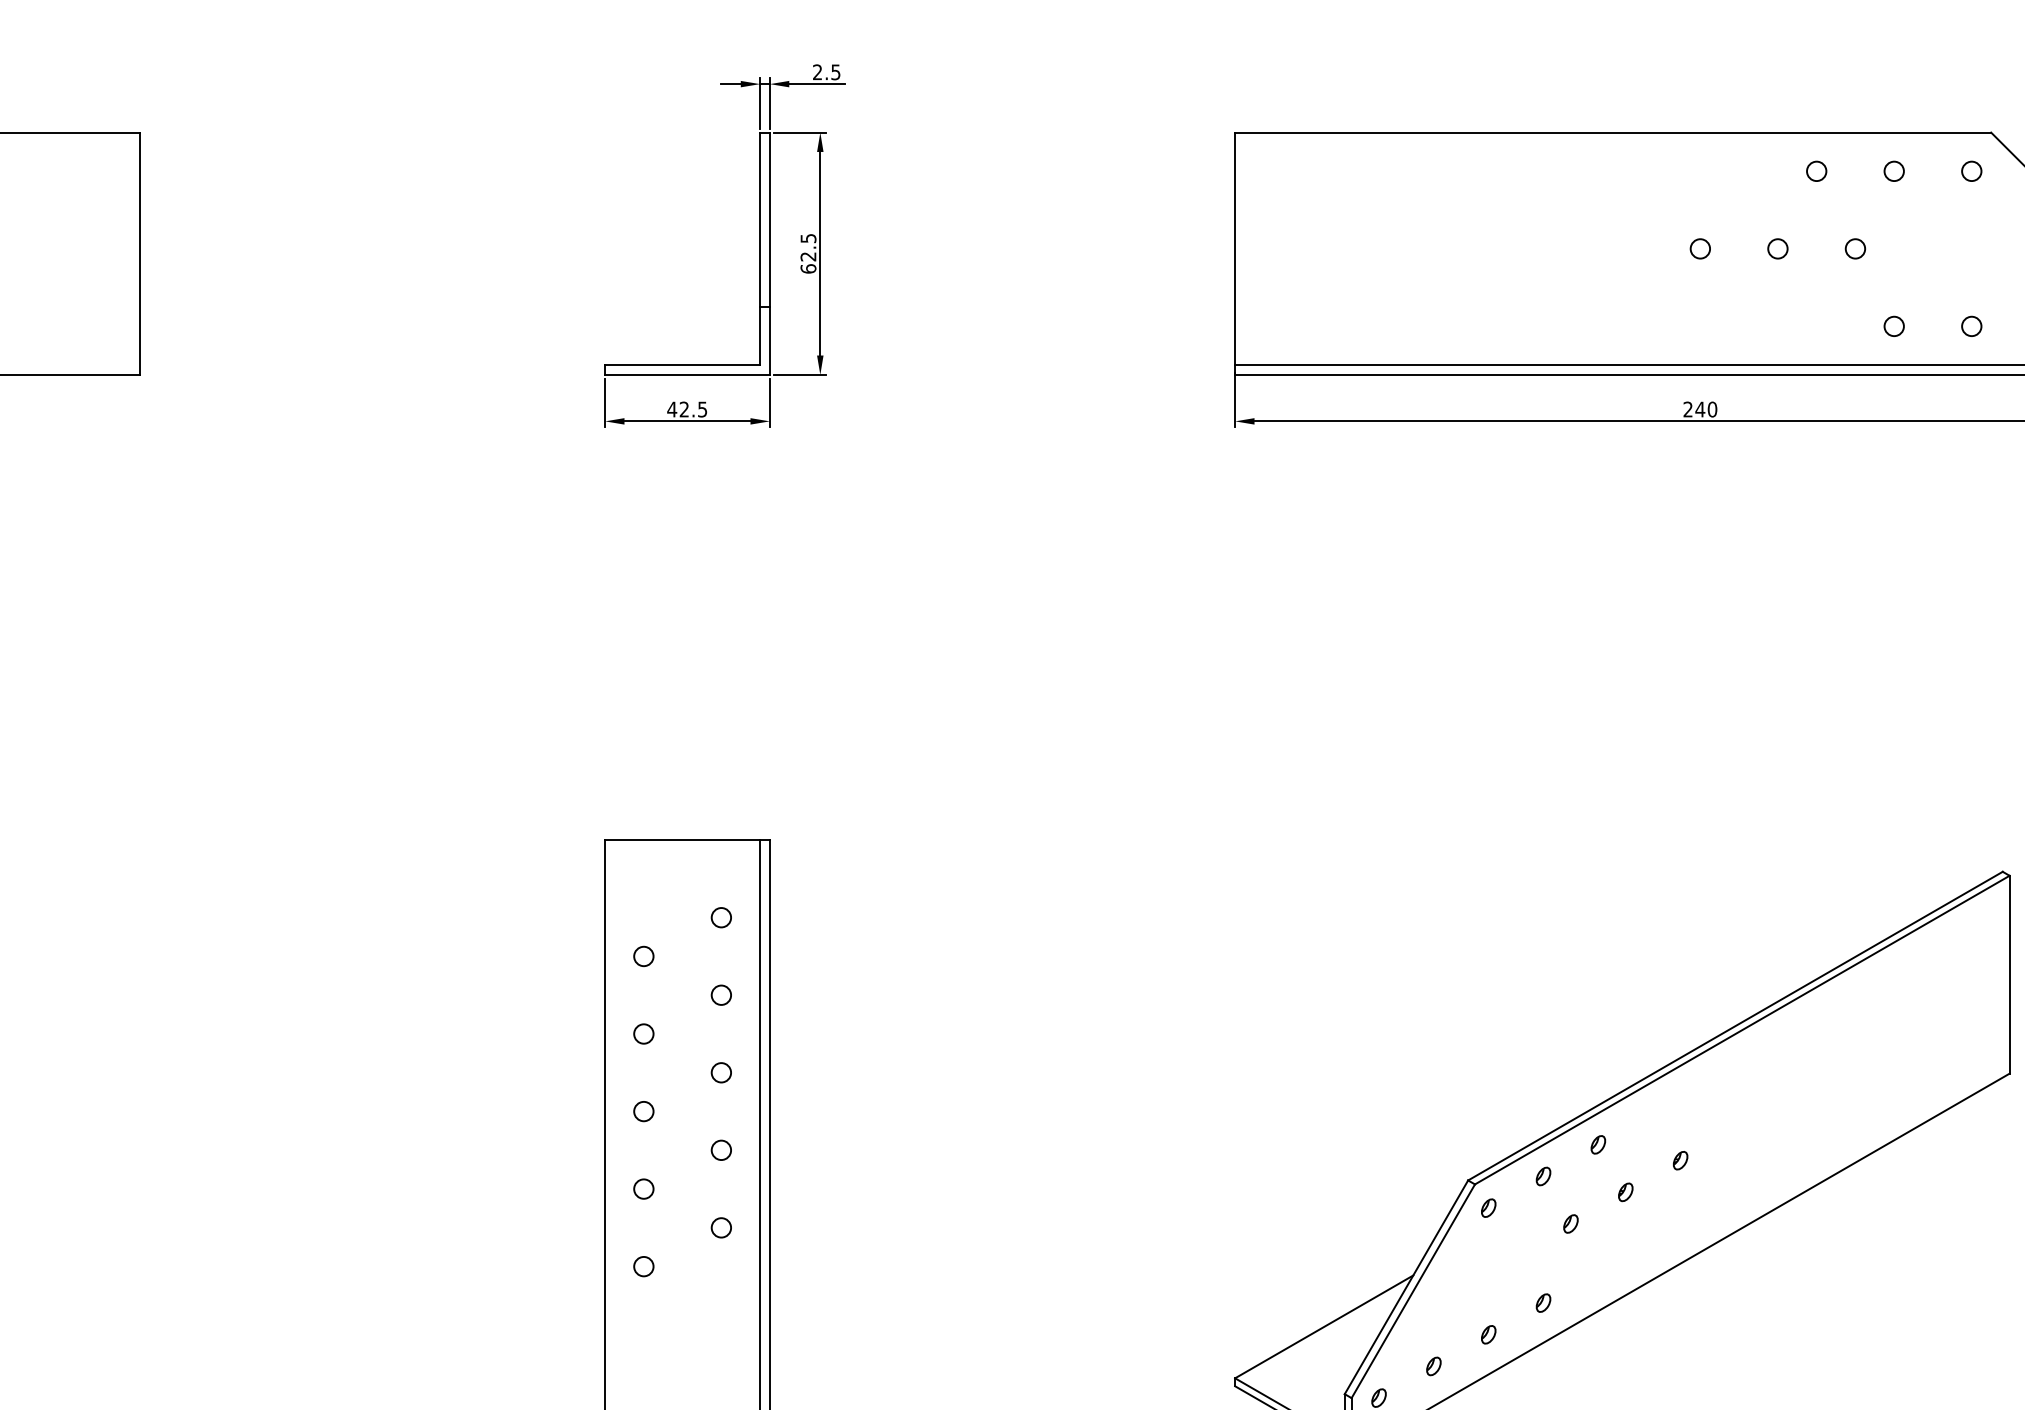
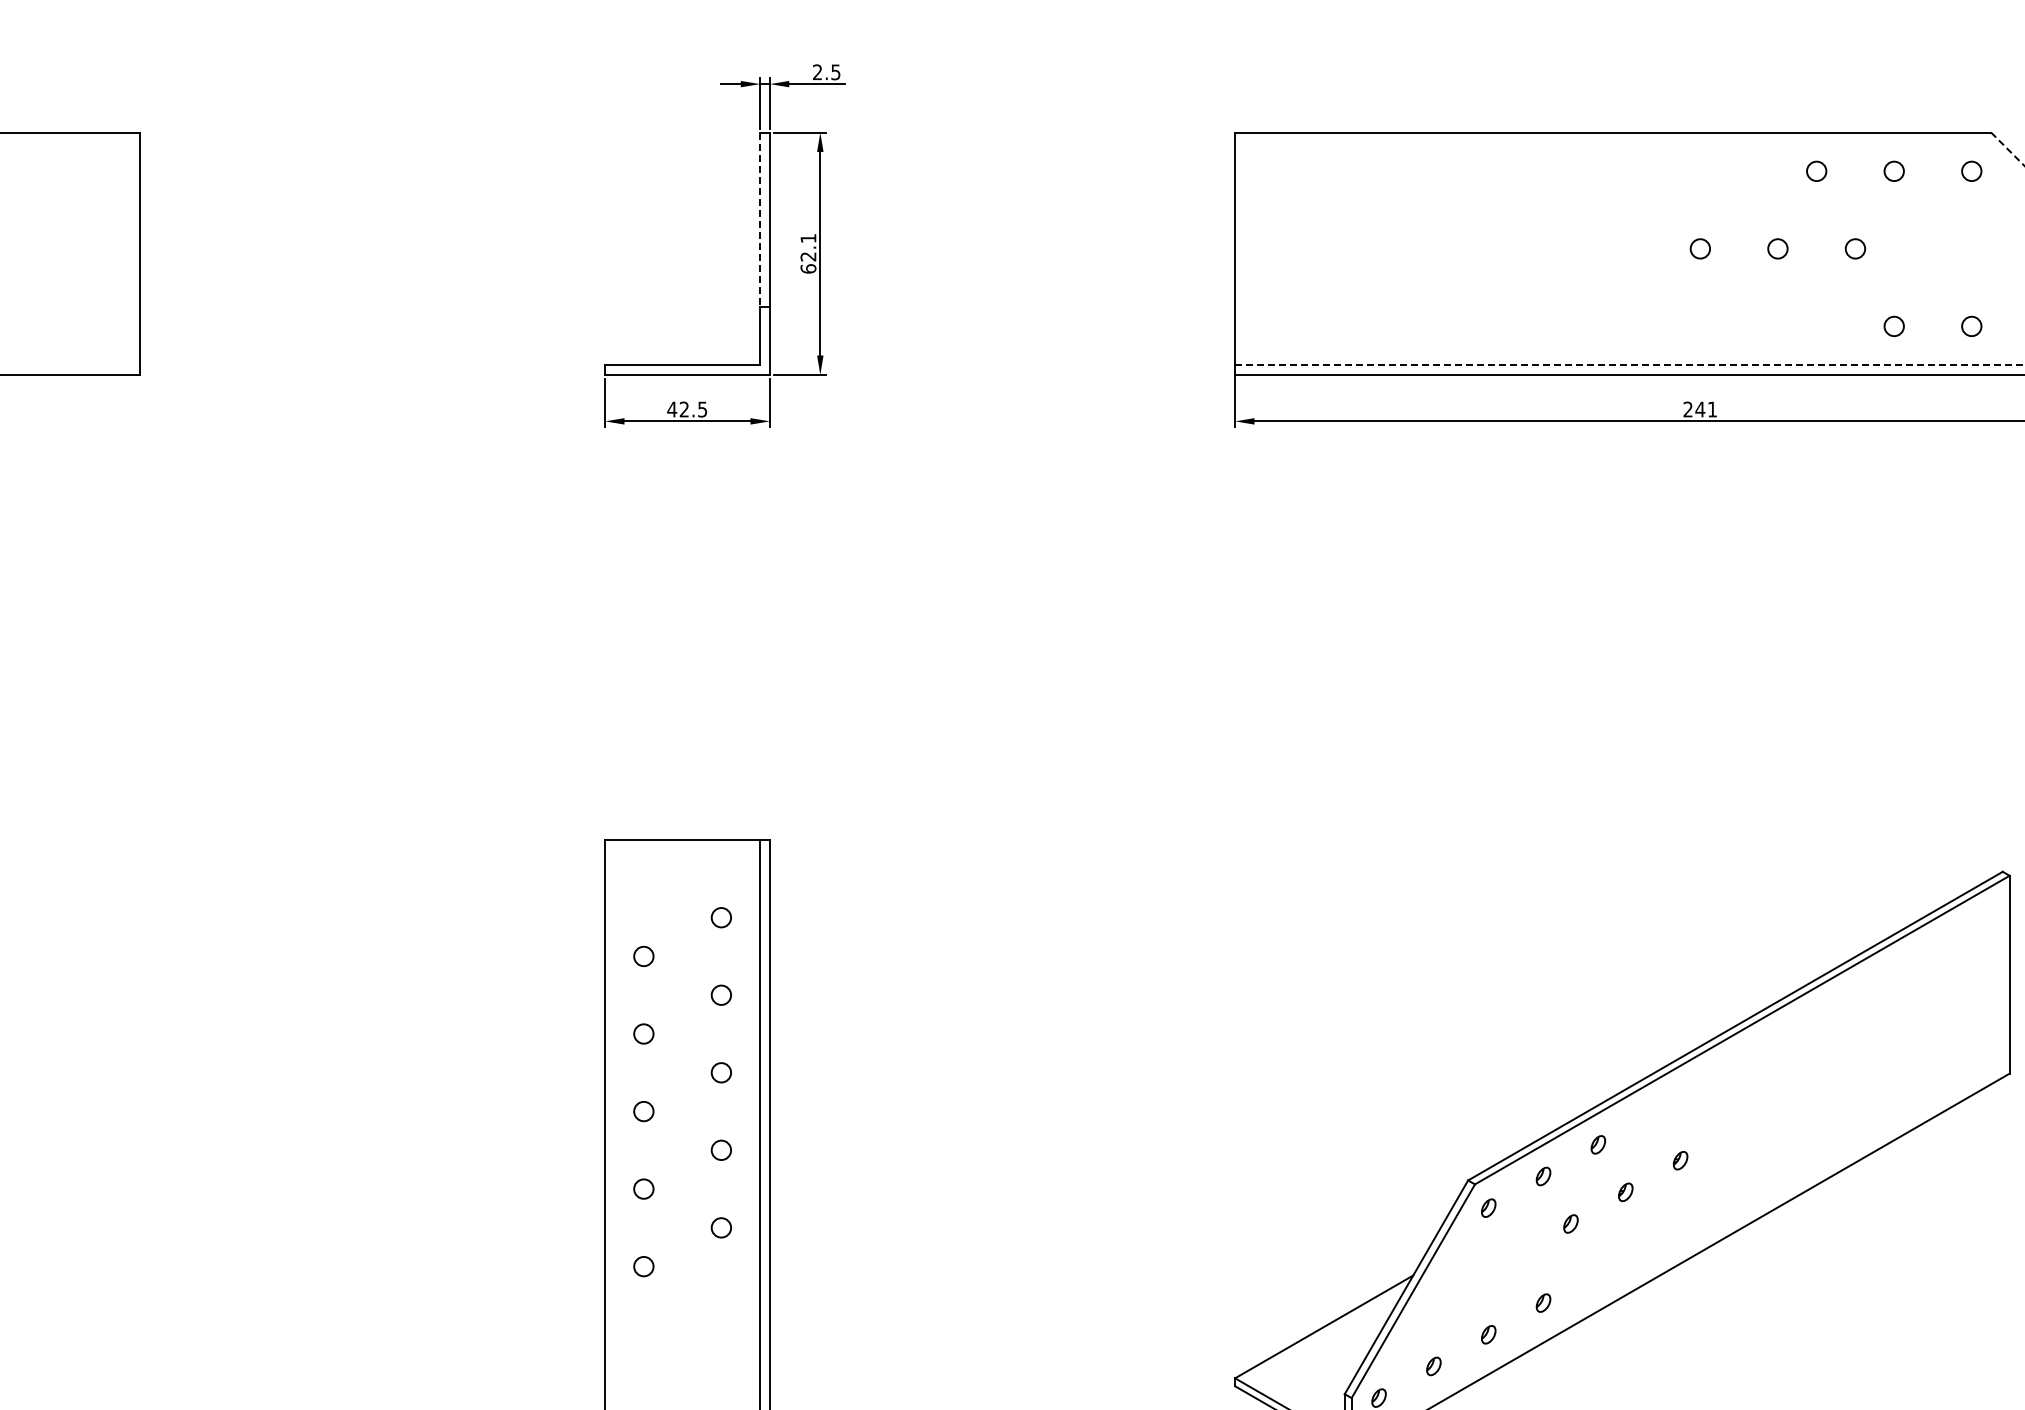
line: solid -> dashed (2008, 149)
line: solid -> dashed (760, 220)
text: 62.5 -> 62.1 (808, 238)
line: solid -> dashed (1629, 365)
text: 240 -> 241 (1712, 409)
